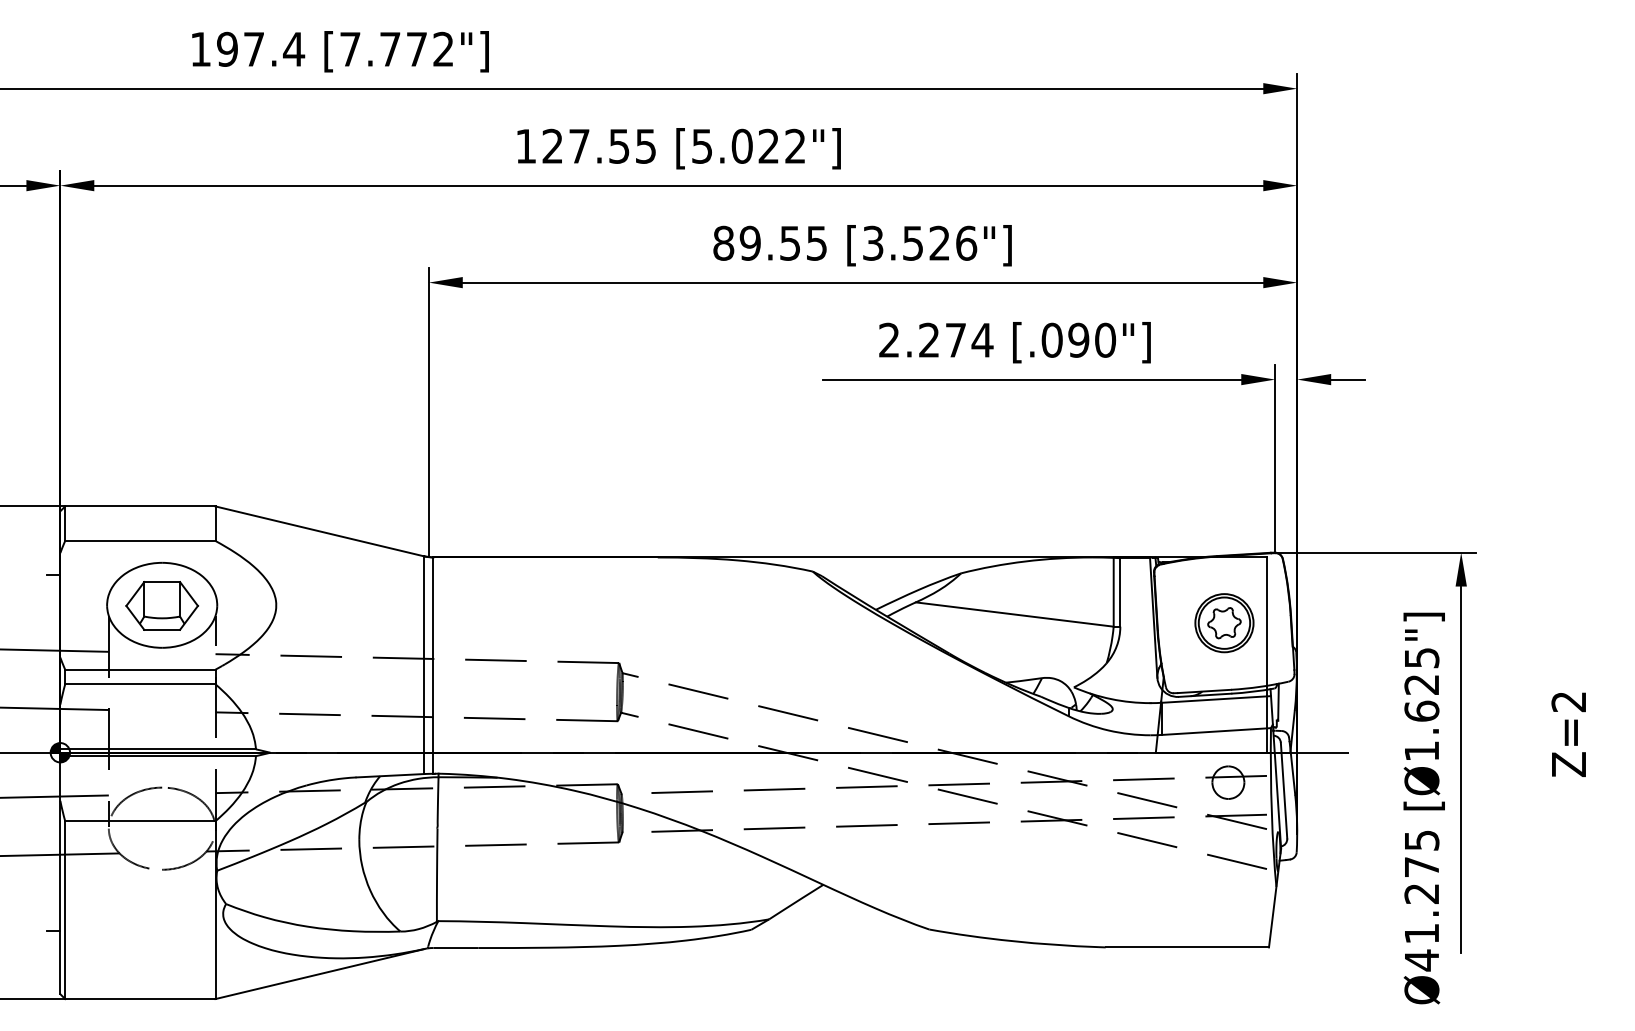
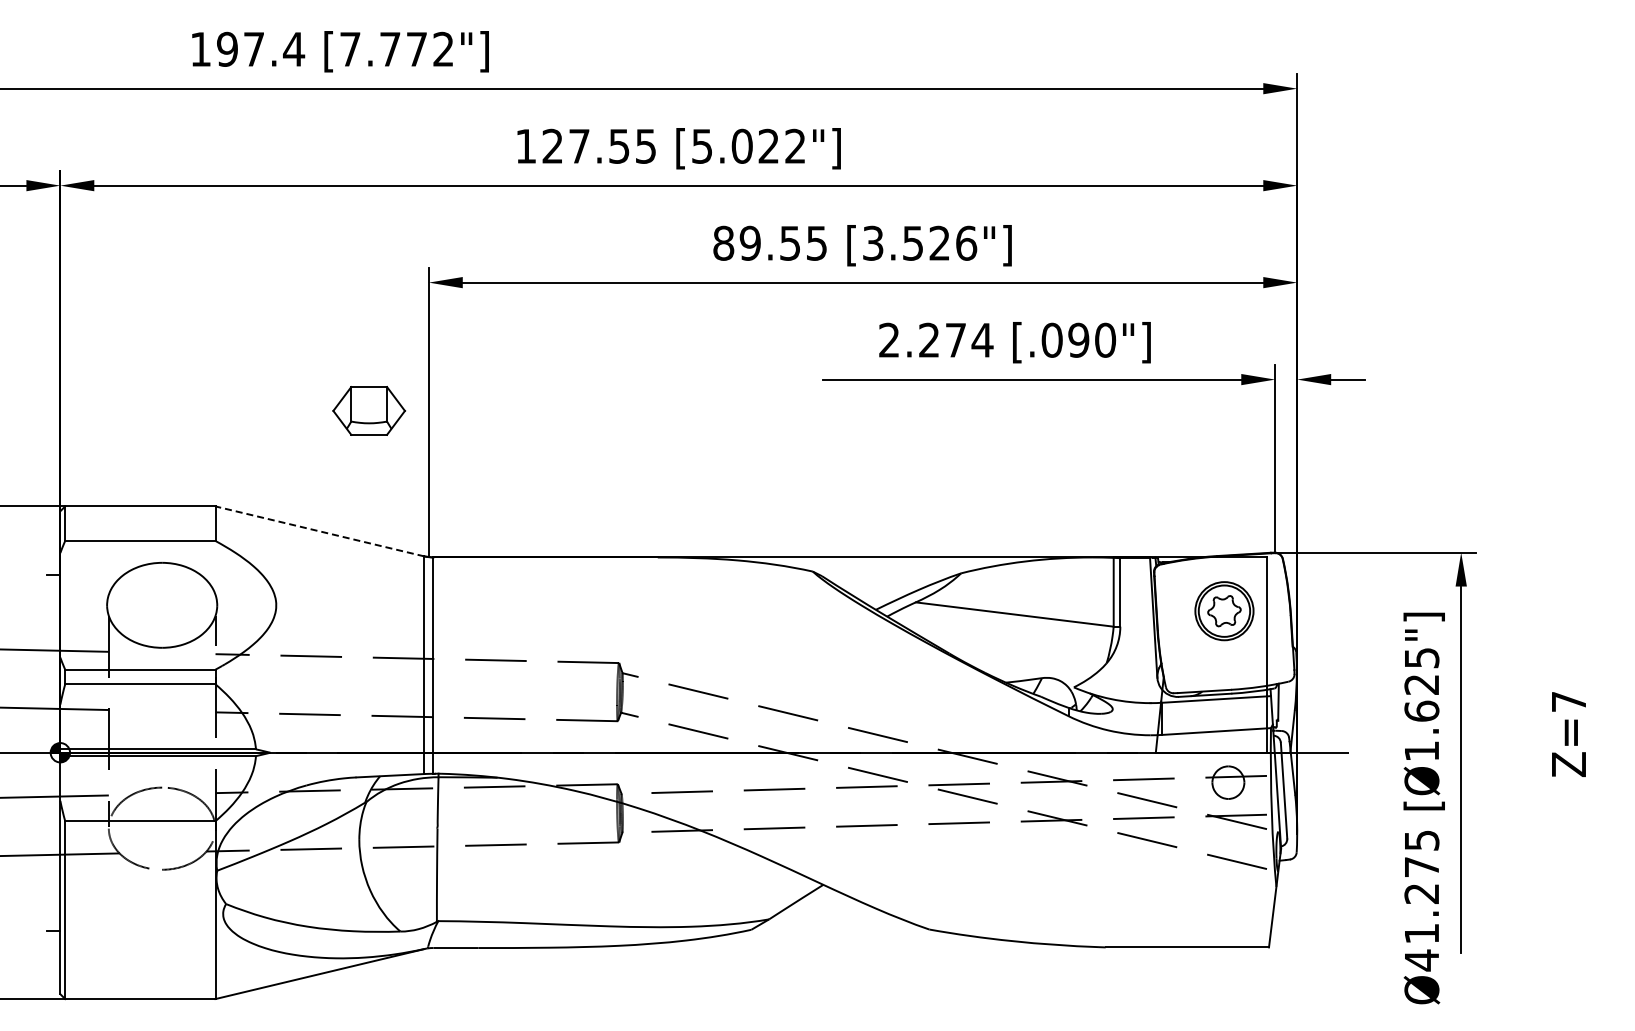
line: solid -> dashed (319, 531)
part position: (161, 605) -> (368, 410) (368, 410)
part position: (1224, 623) -> (1224, 611) (1224, 611)
text: Z=2 -> Z=7 (1568, 702)
